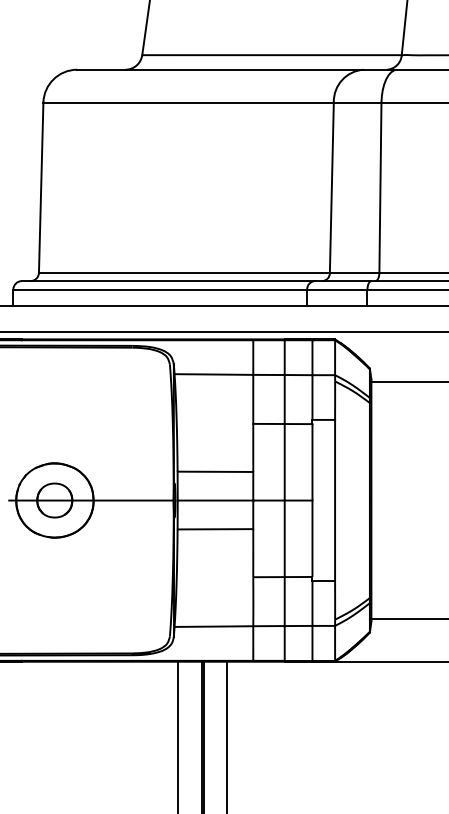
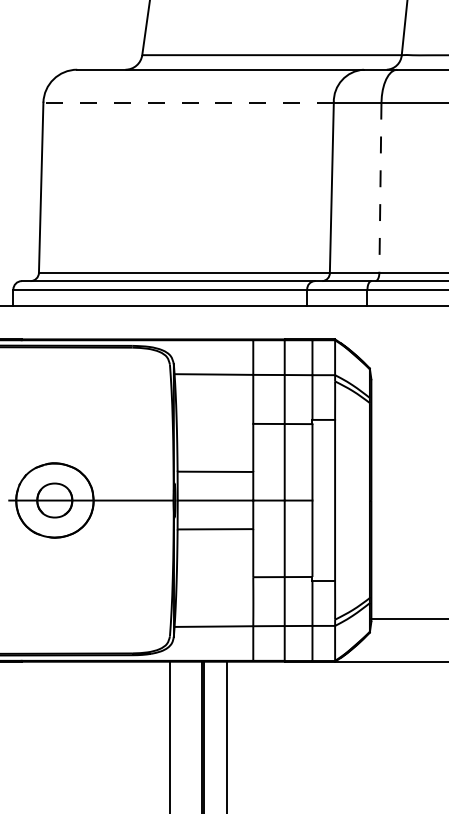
line: solid -> dashed (188, 102)
line: solid -> dashed (380, 188)
line: present -> none (223, 331)
line: present -> none (408, 382)
line position: (177, 735) -> (169, 735) (169, 735)
